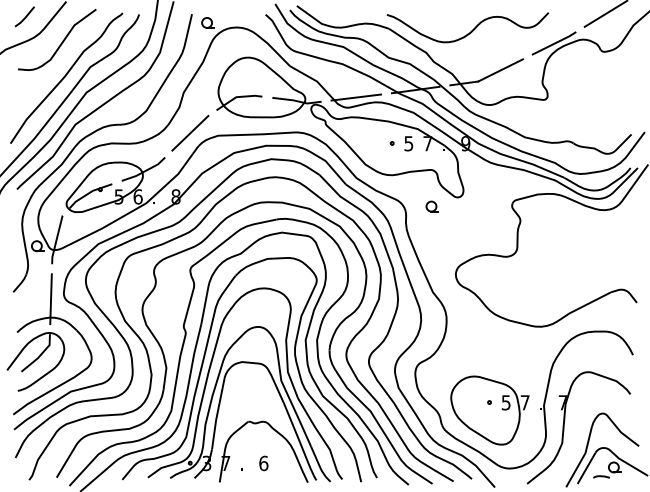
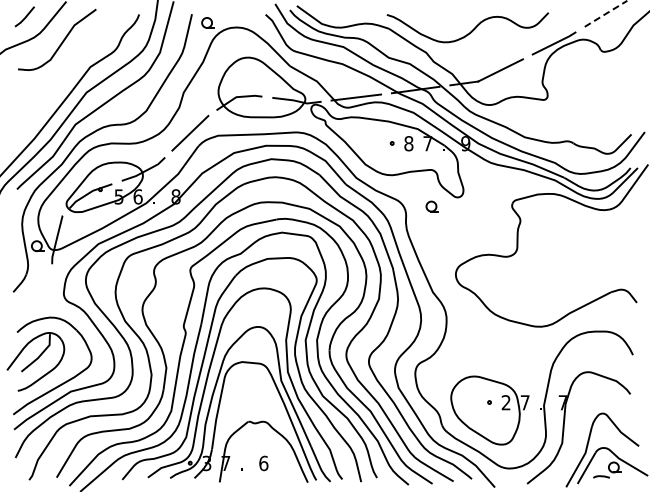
line: solid -> dashed (606, 13)
curve: present -> none (66, 76)
text: 5 -> 8 (408, 143)
line: present -> none (50, 299)
text: 5 -> 2 (505, 402)
